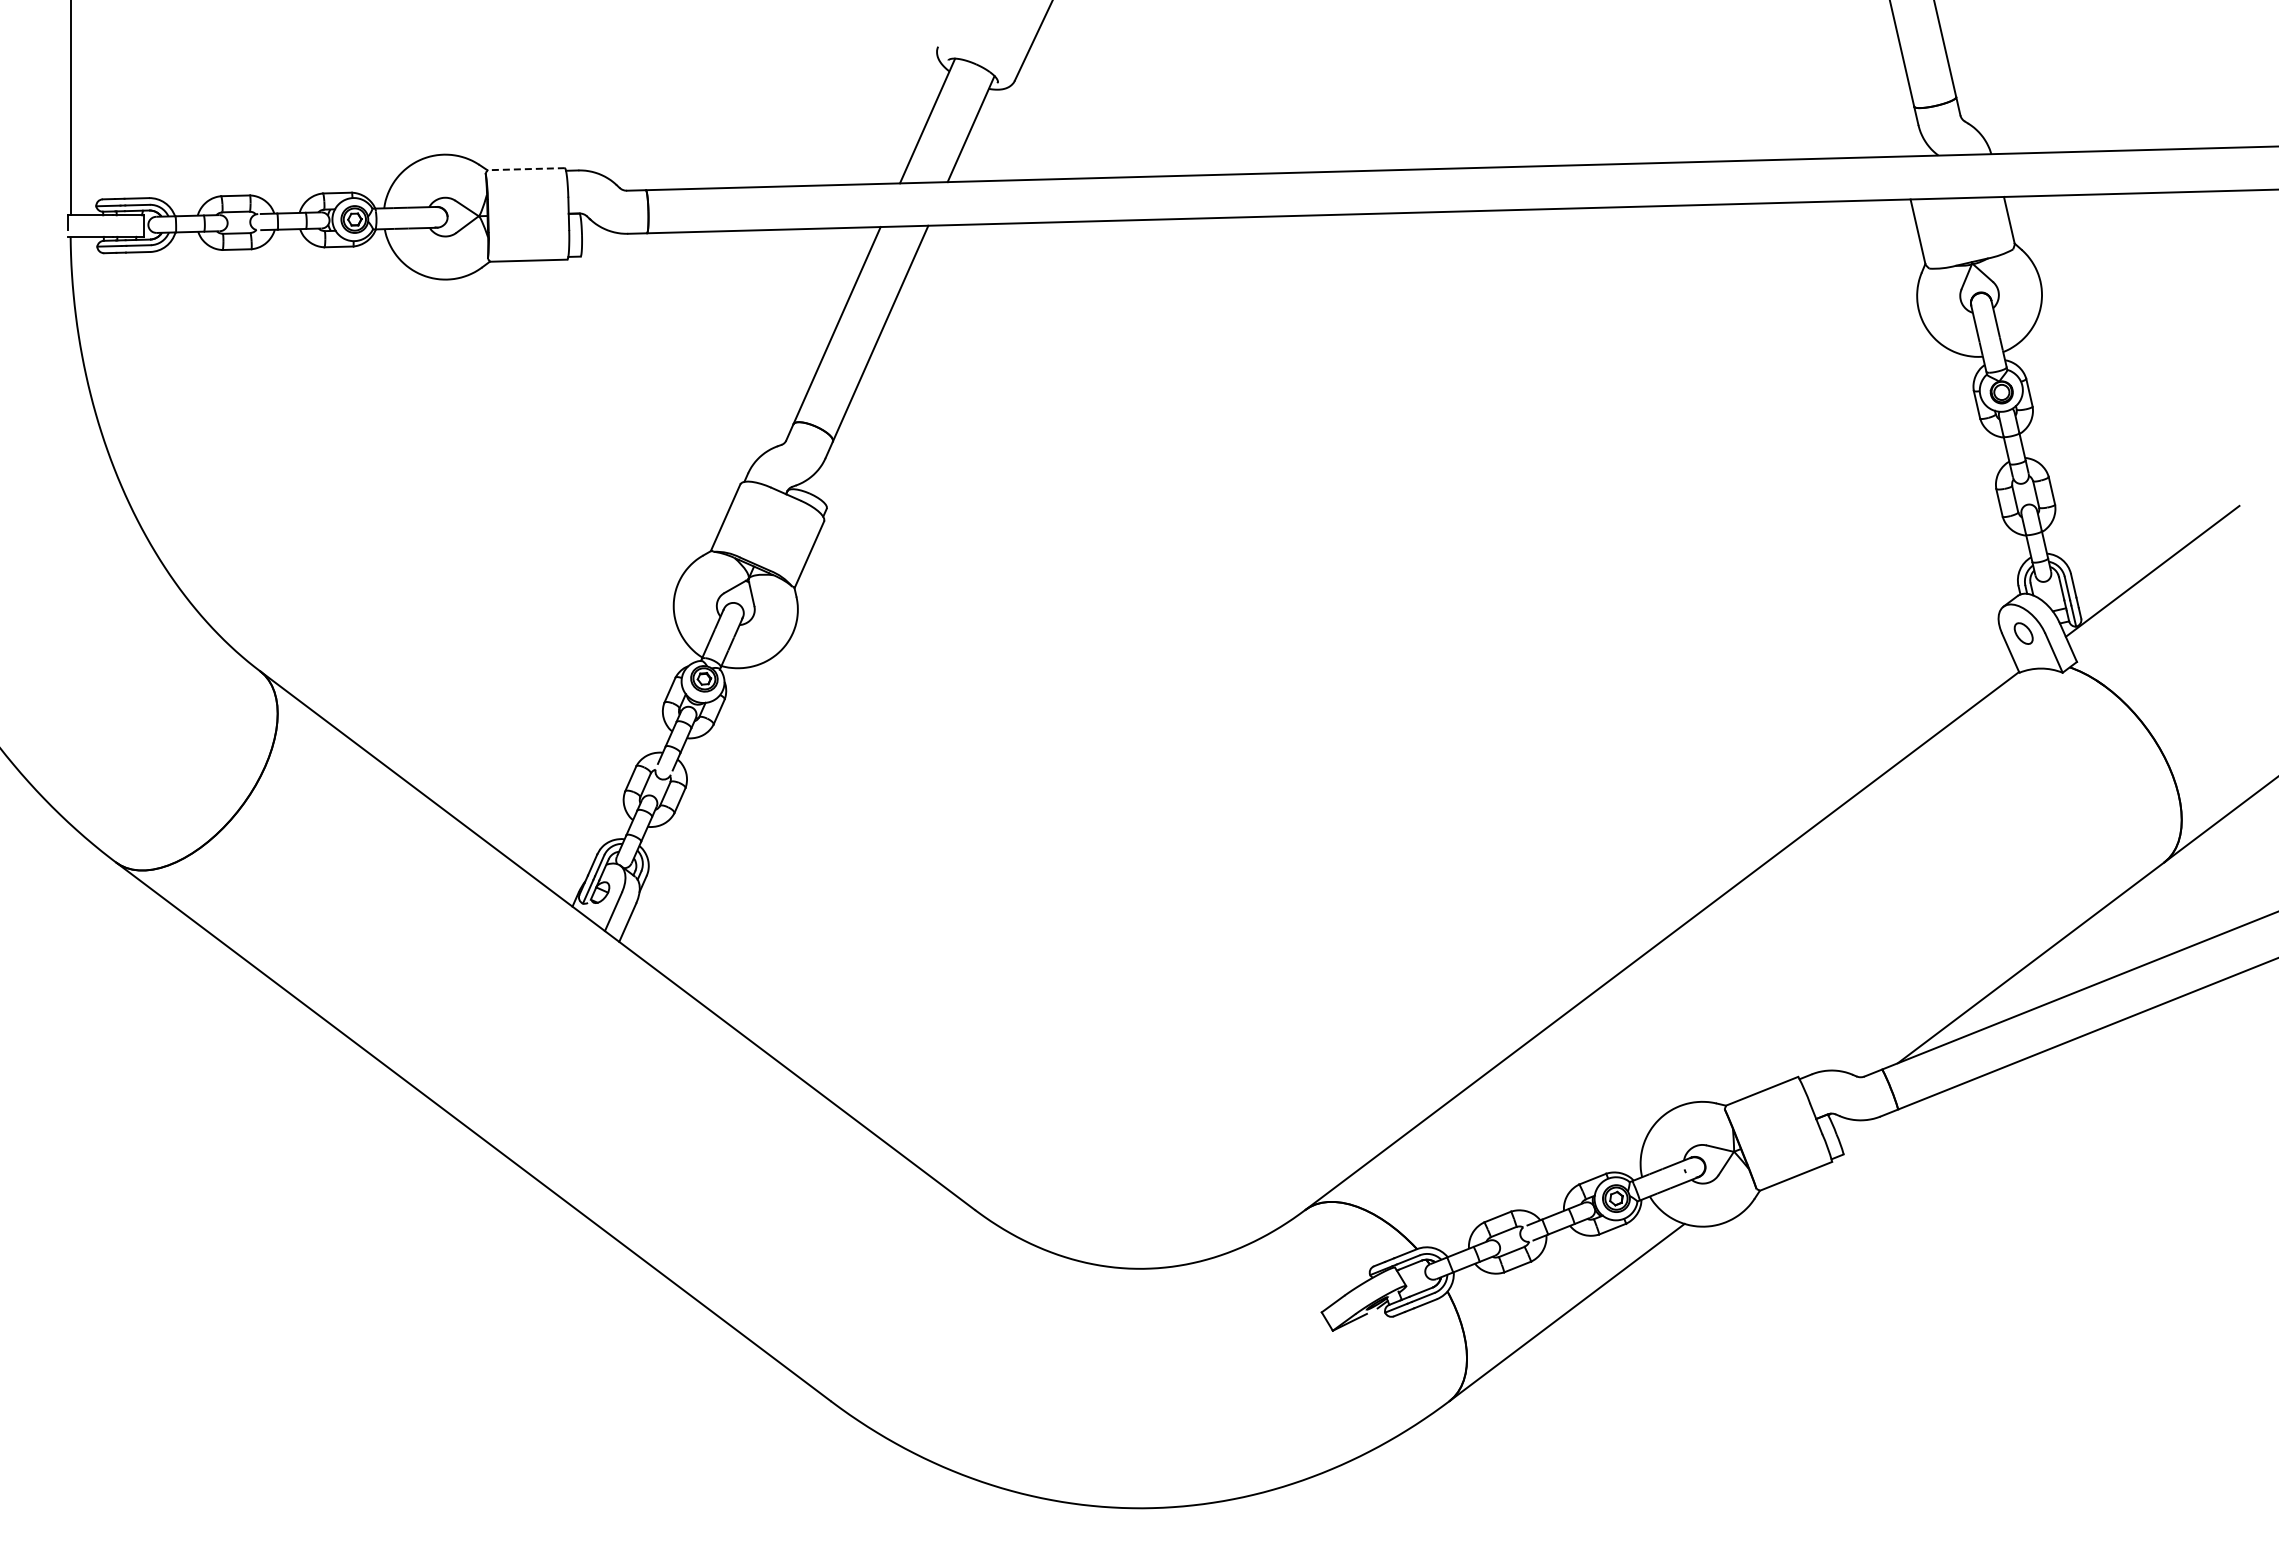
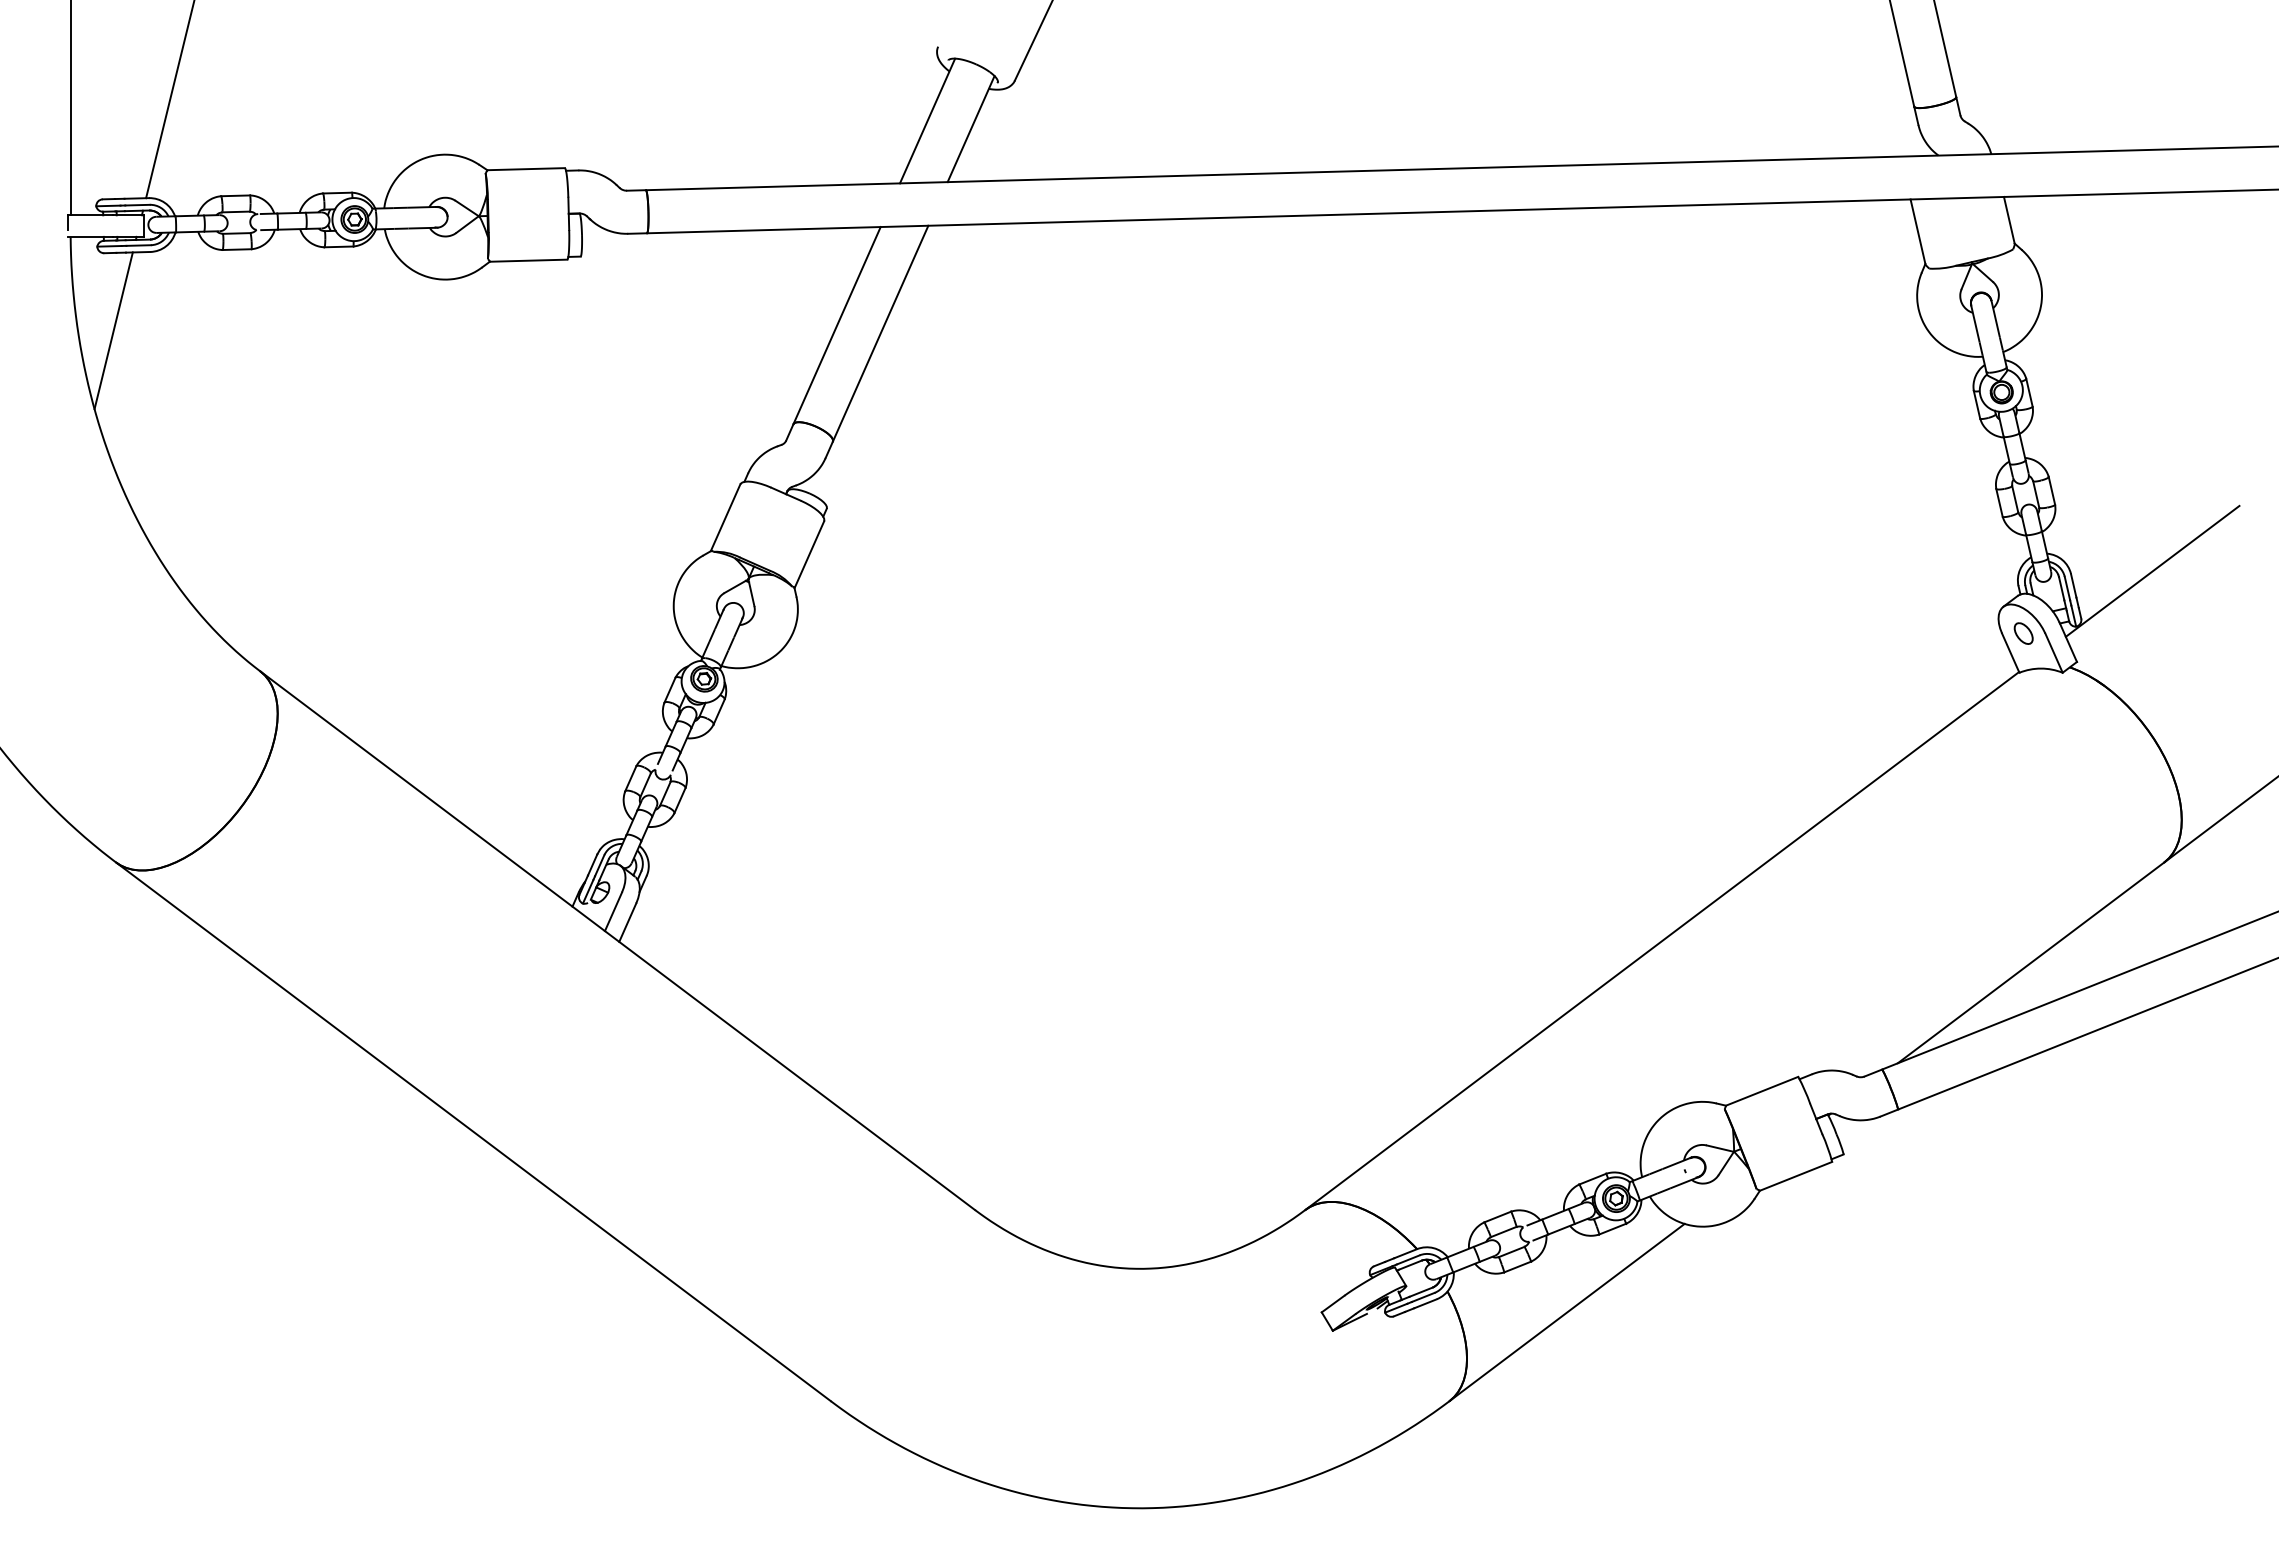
line: none -> present (169, 100)
line: dashed -> solid (526, 169)
line: none -> present (113, 330)
